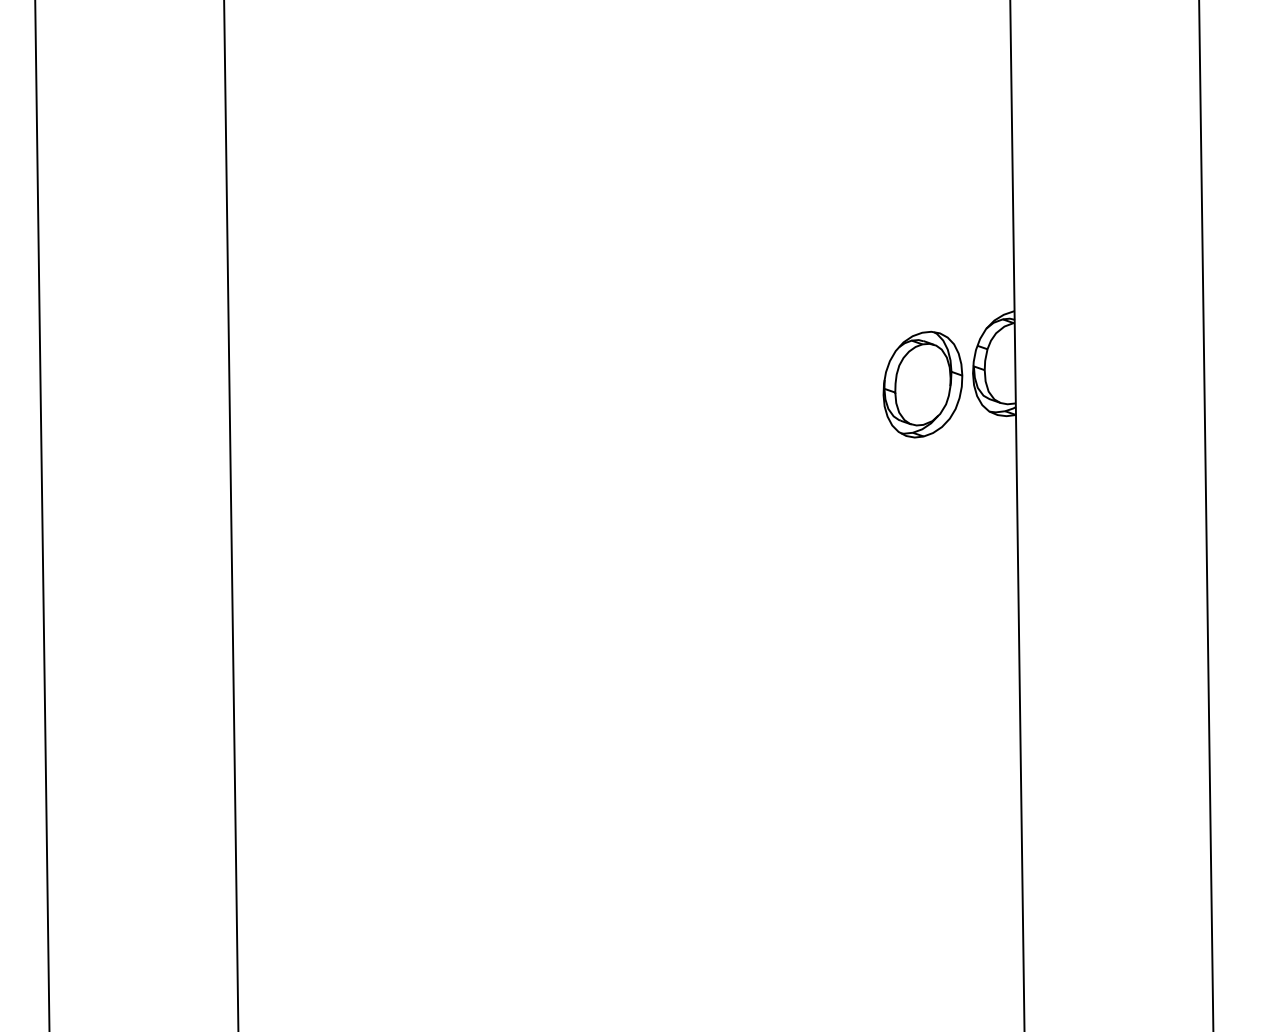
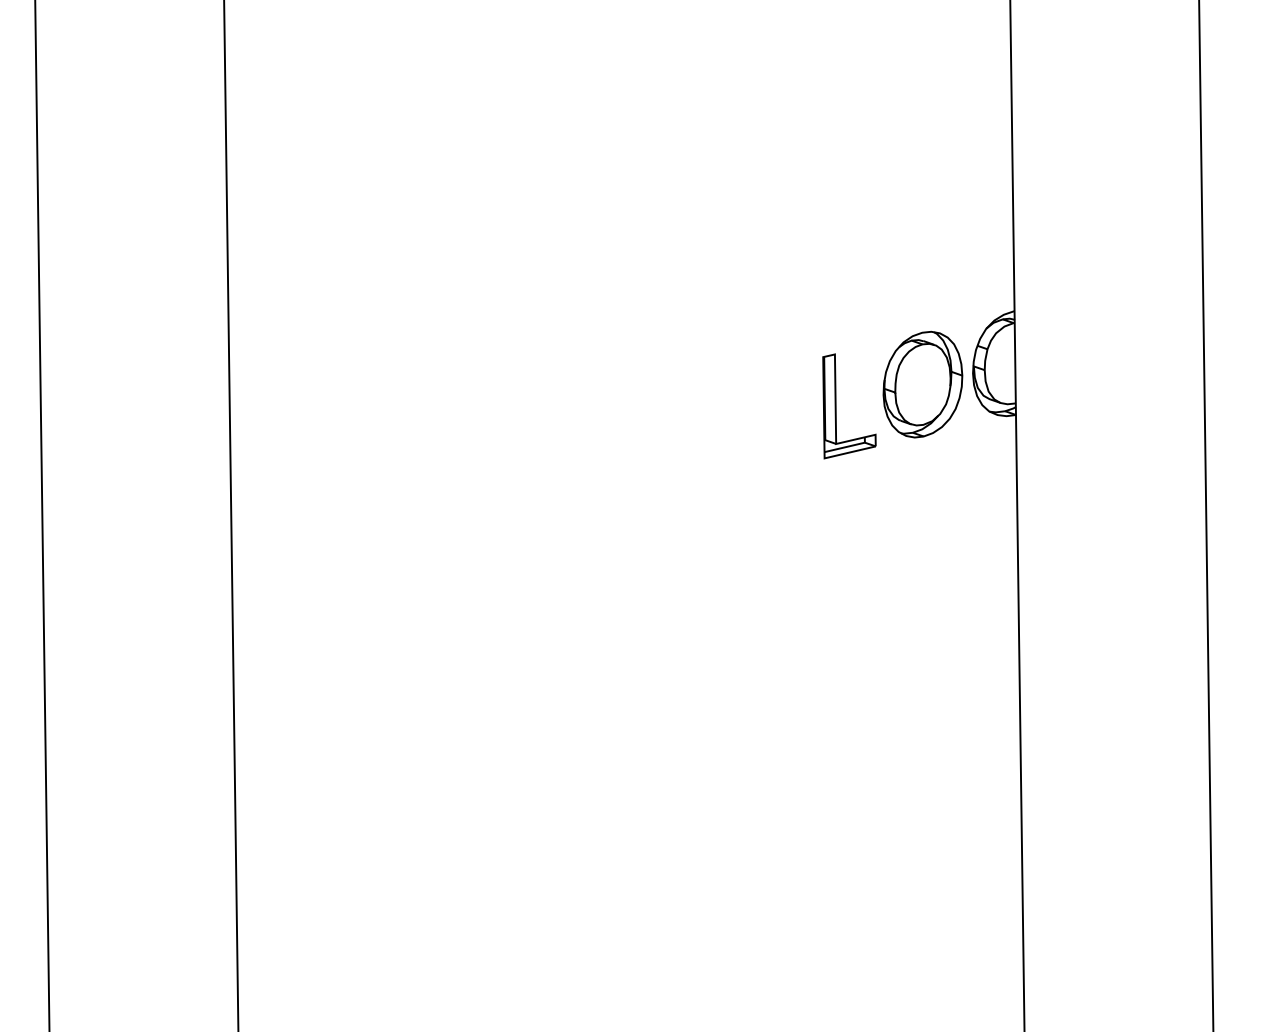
part: none -> present (836, 406)
